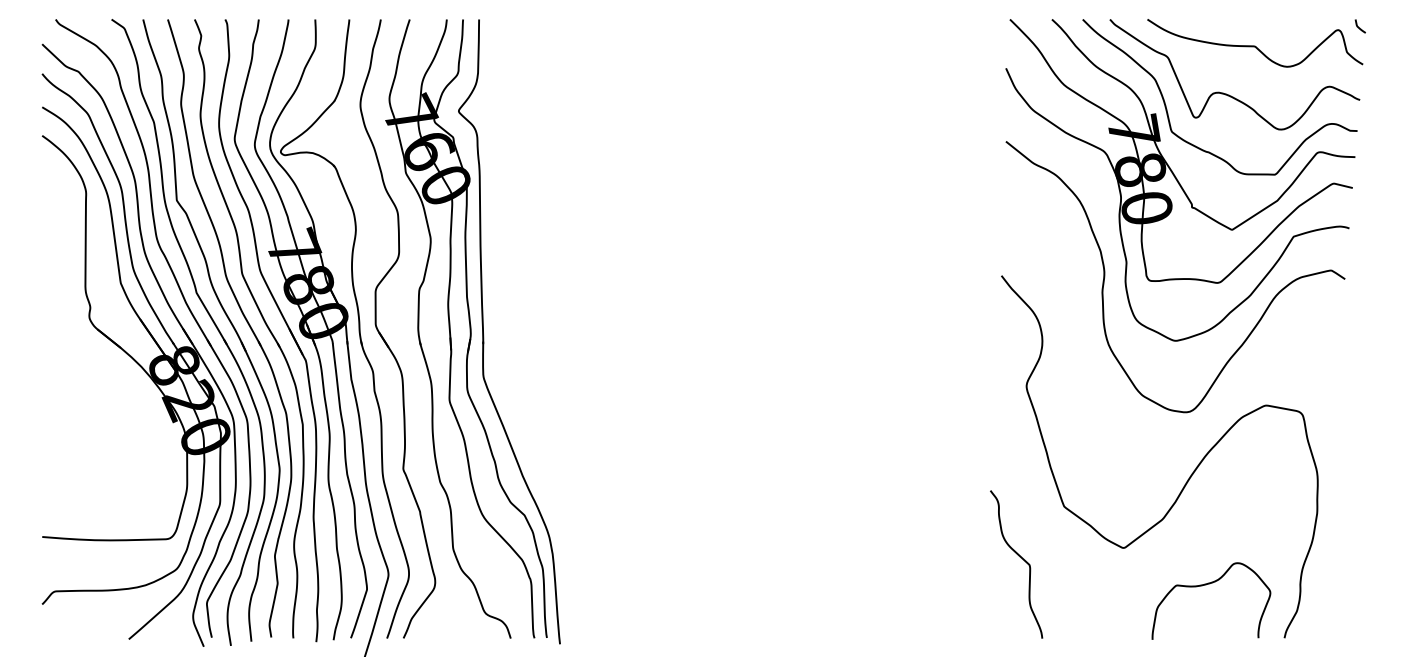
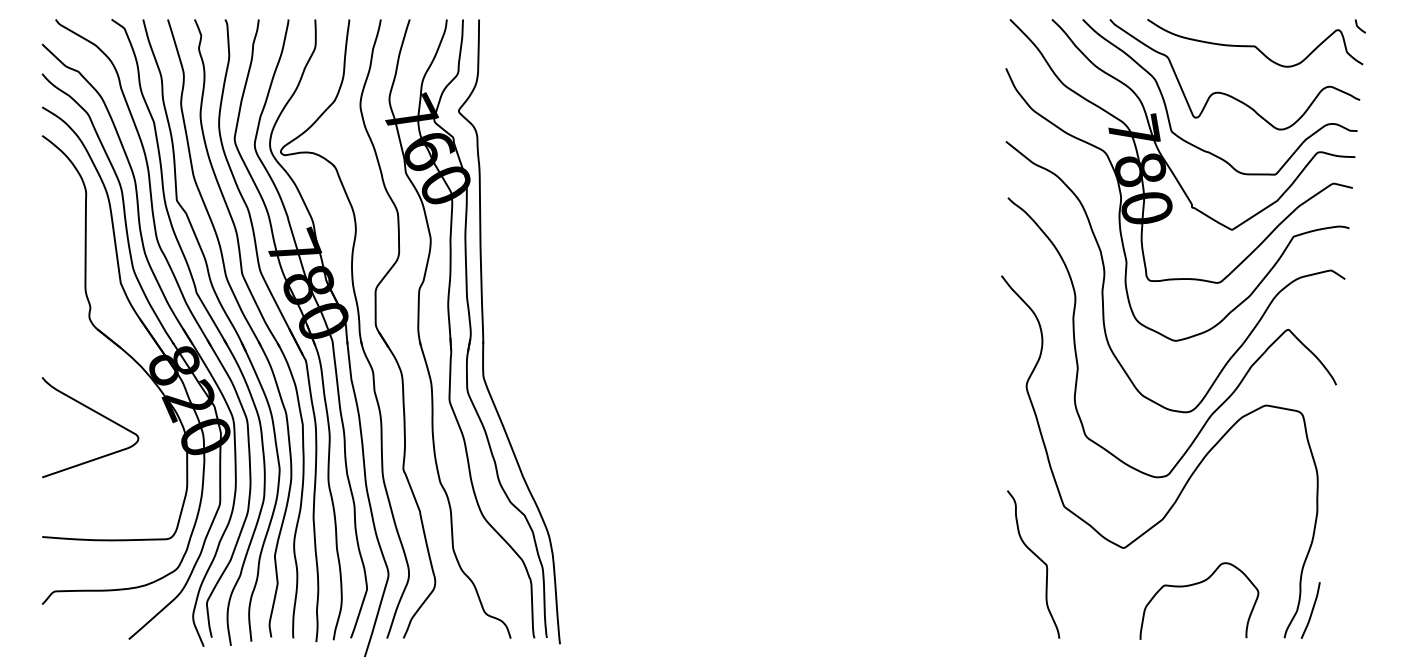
curve: none -> present (1236, 386)
curve: none -> present (96, 413)
curve position: (1019, 557) -> (1036, 557) (1036, 557)
curve position: (1206, 585) -> (1194, 585) (1194, 585)
curve: none -> present (1311, 610)
